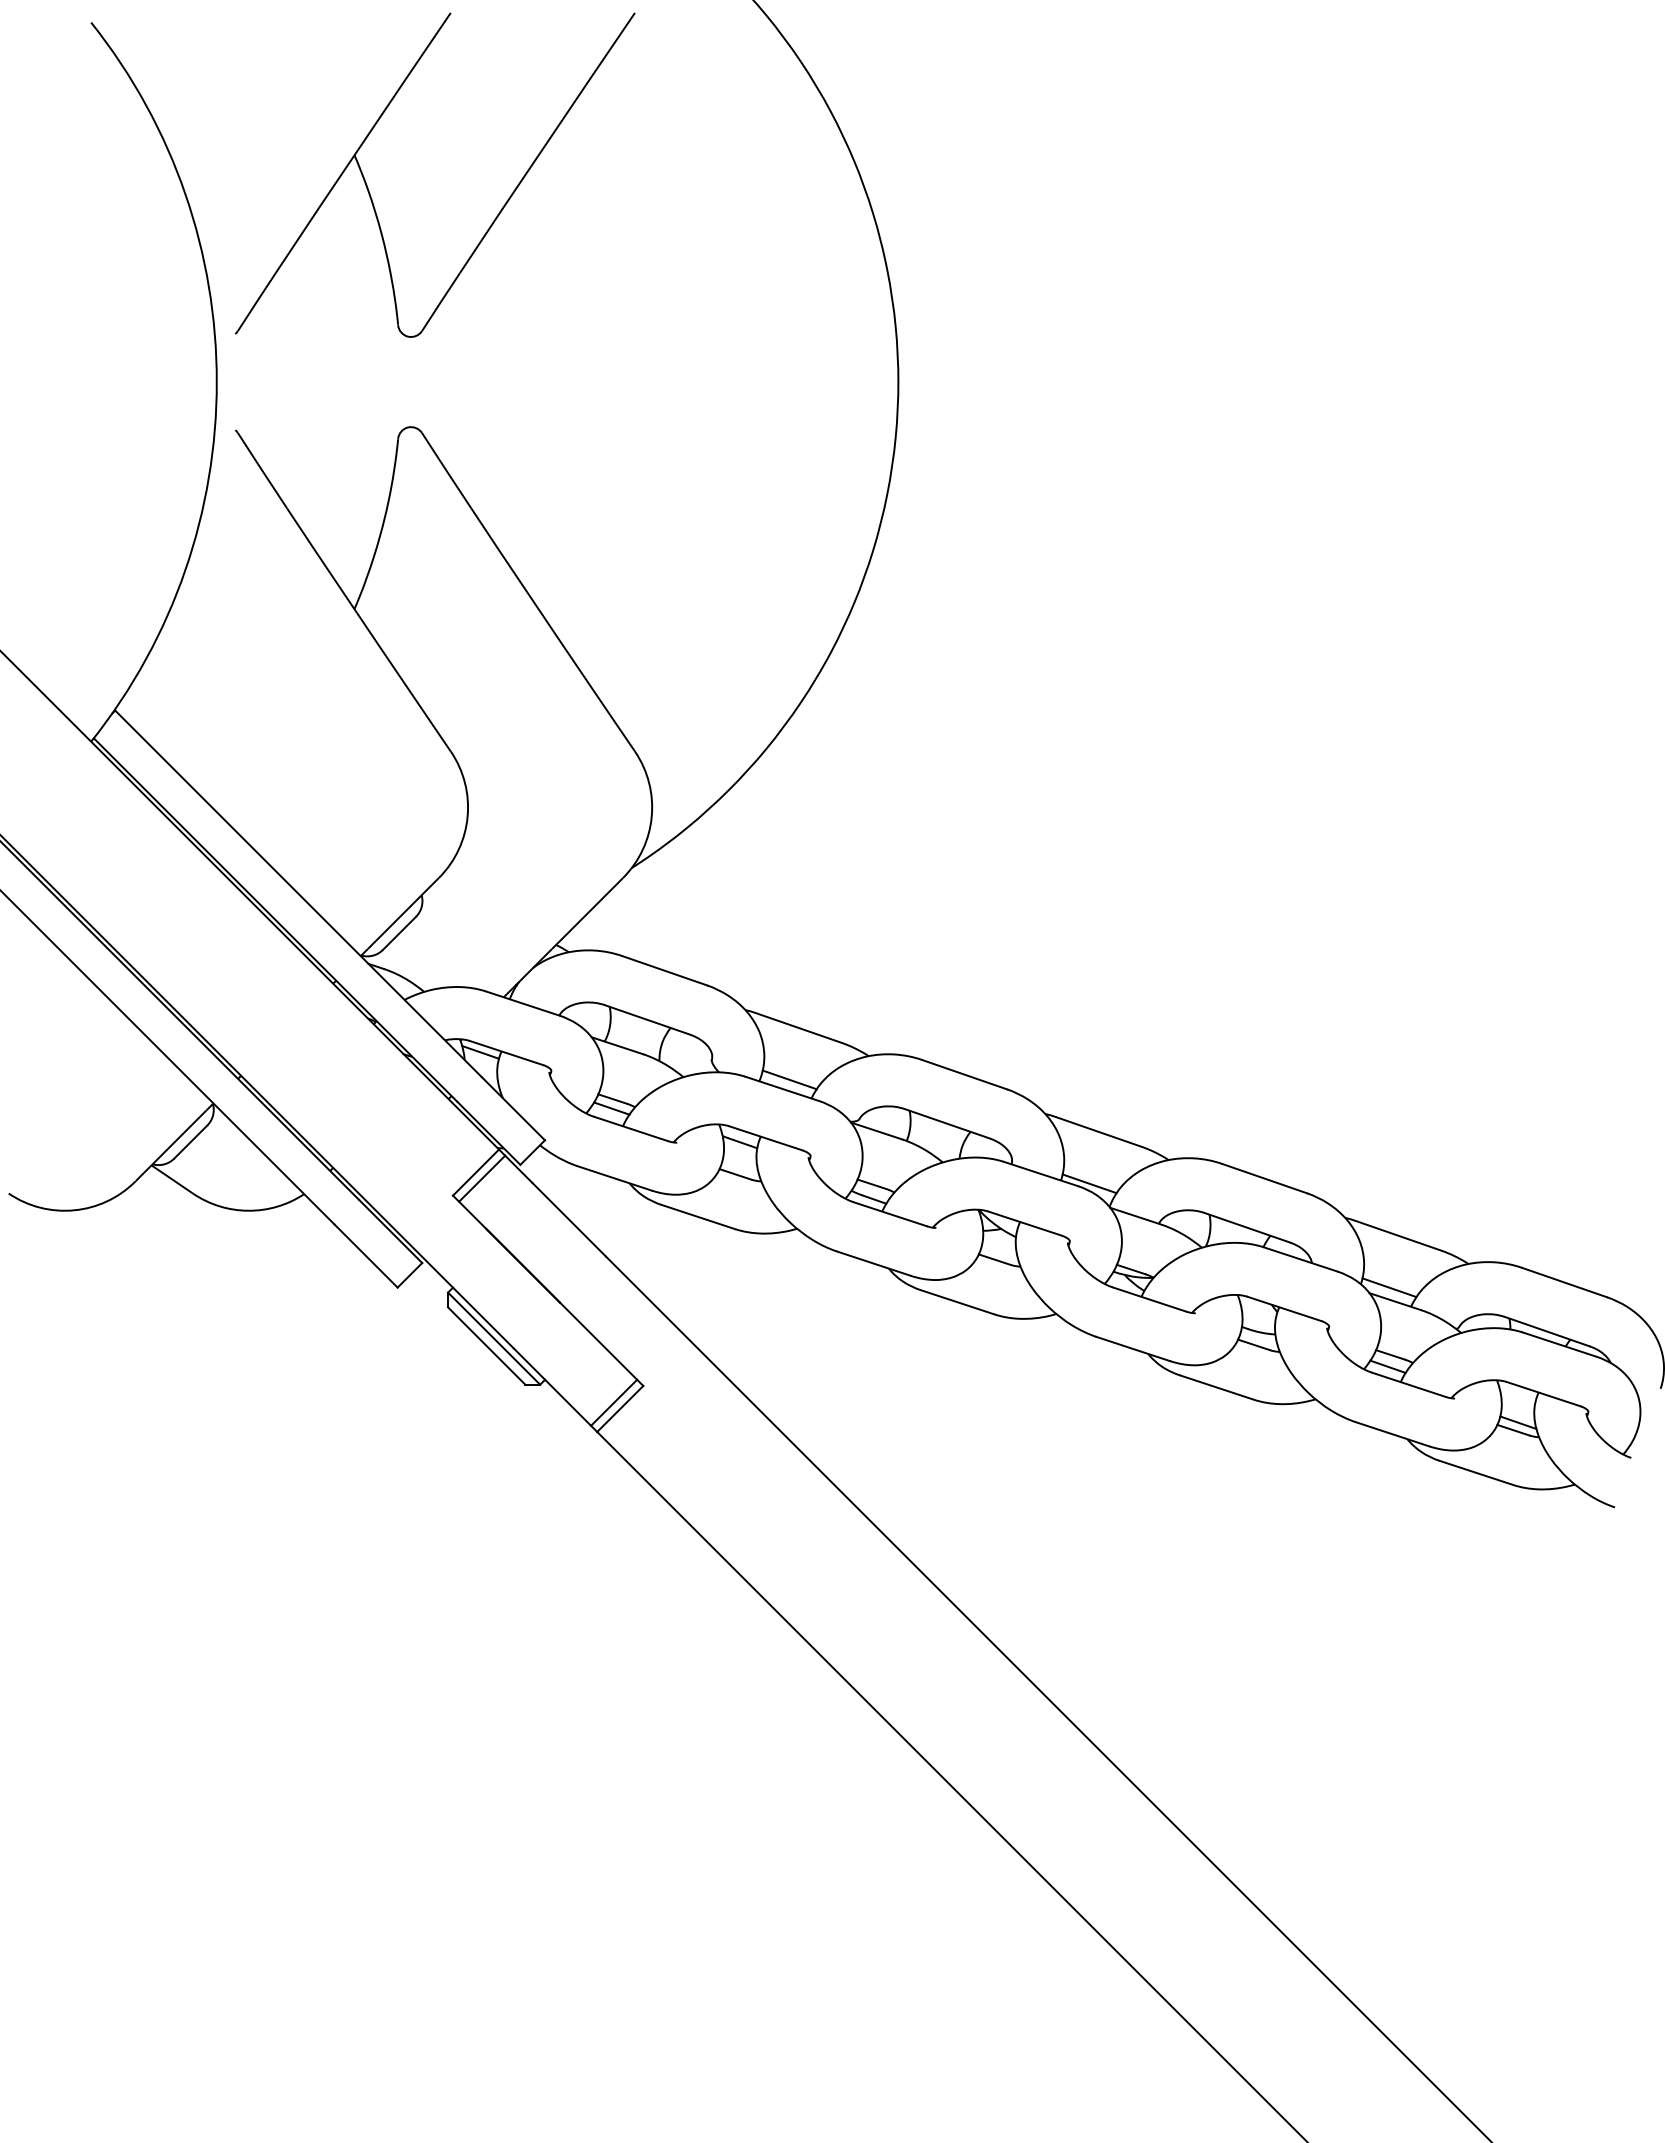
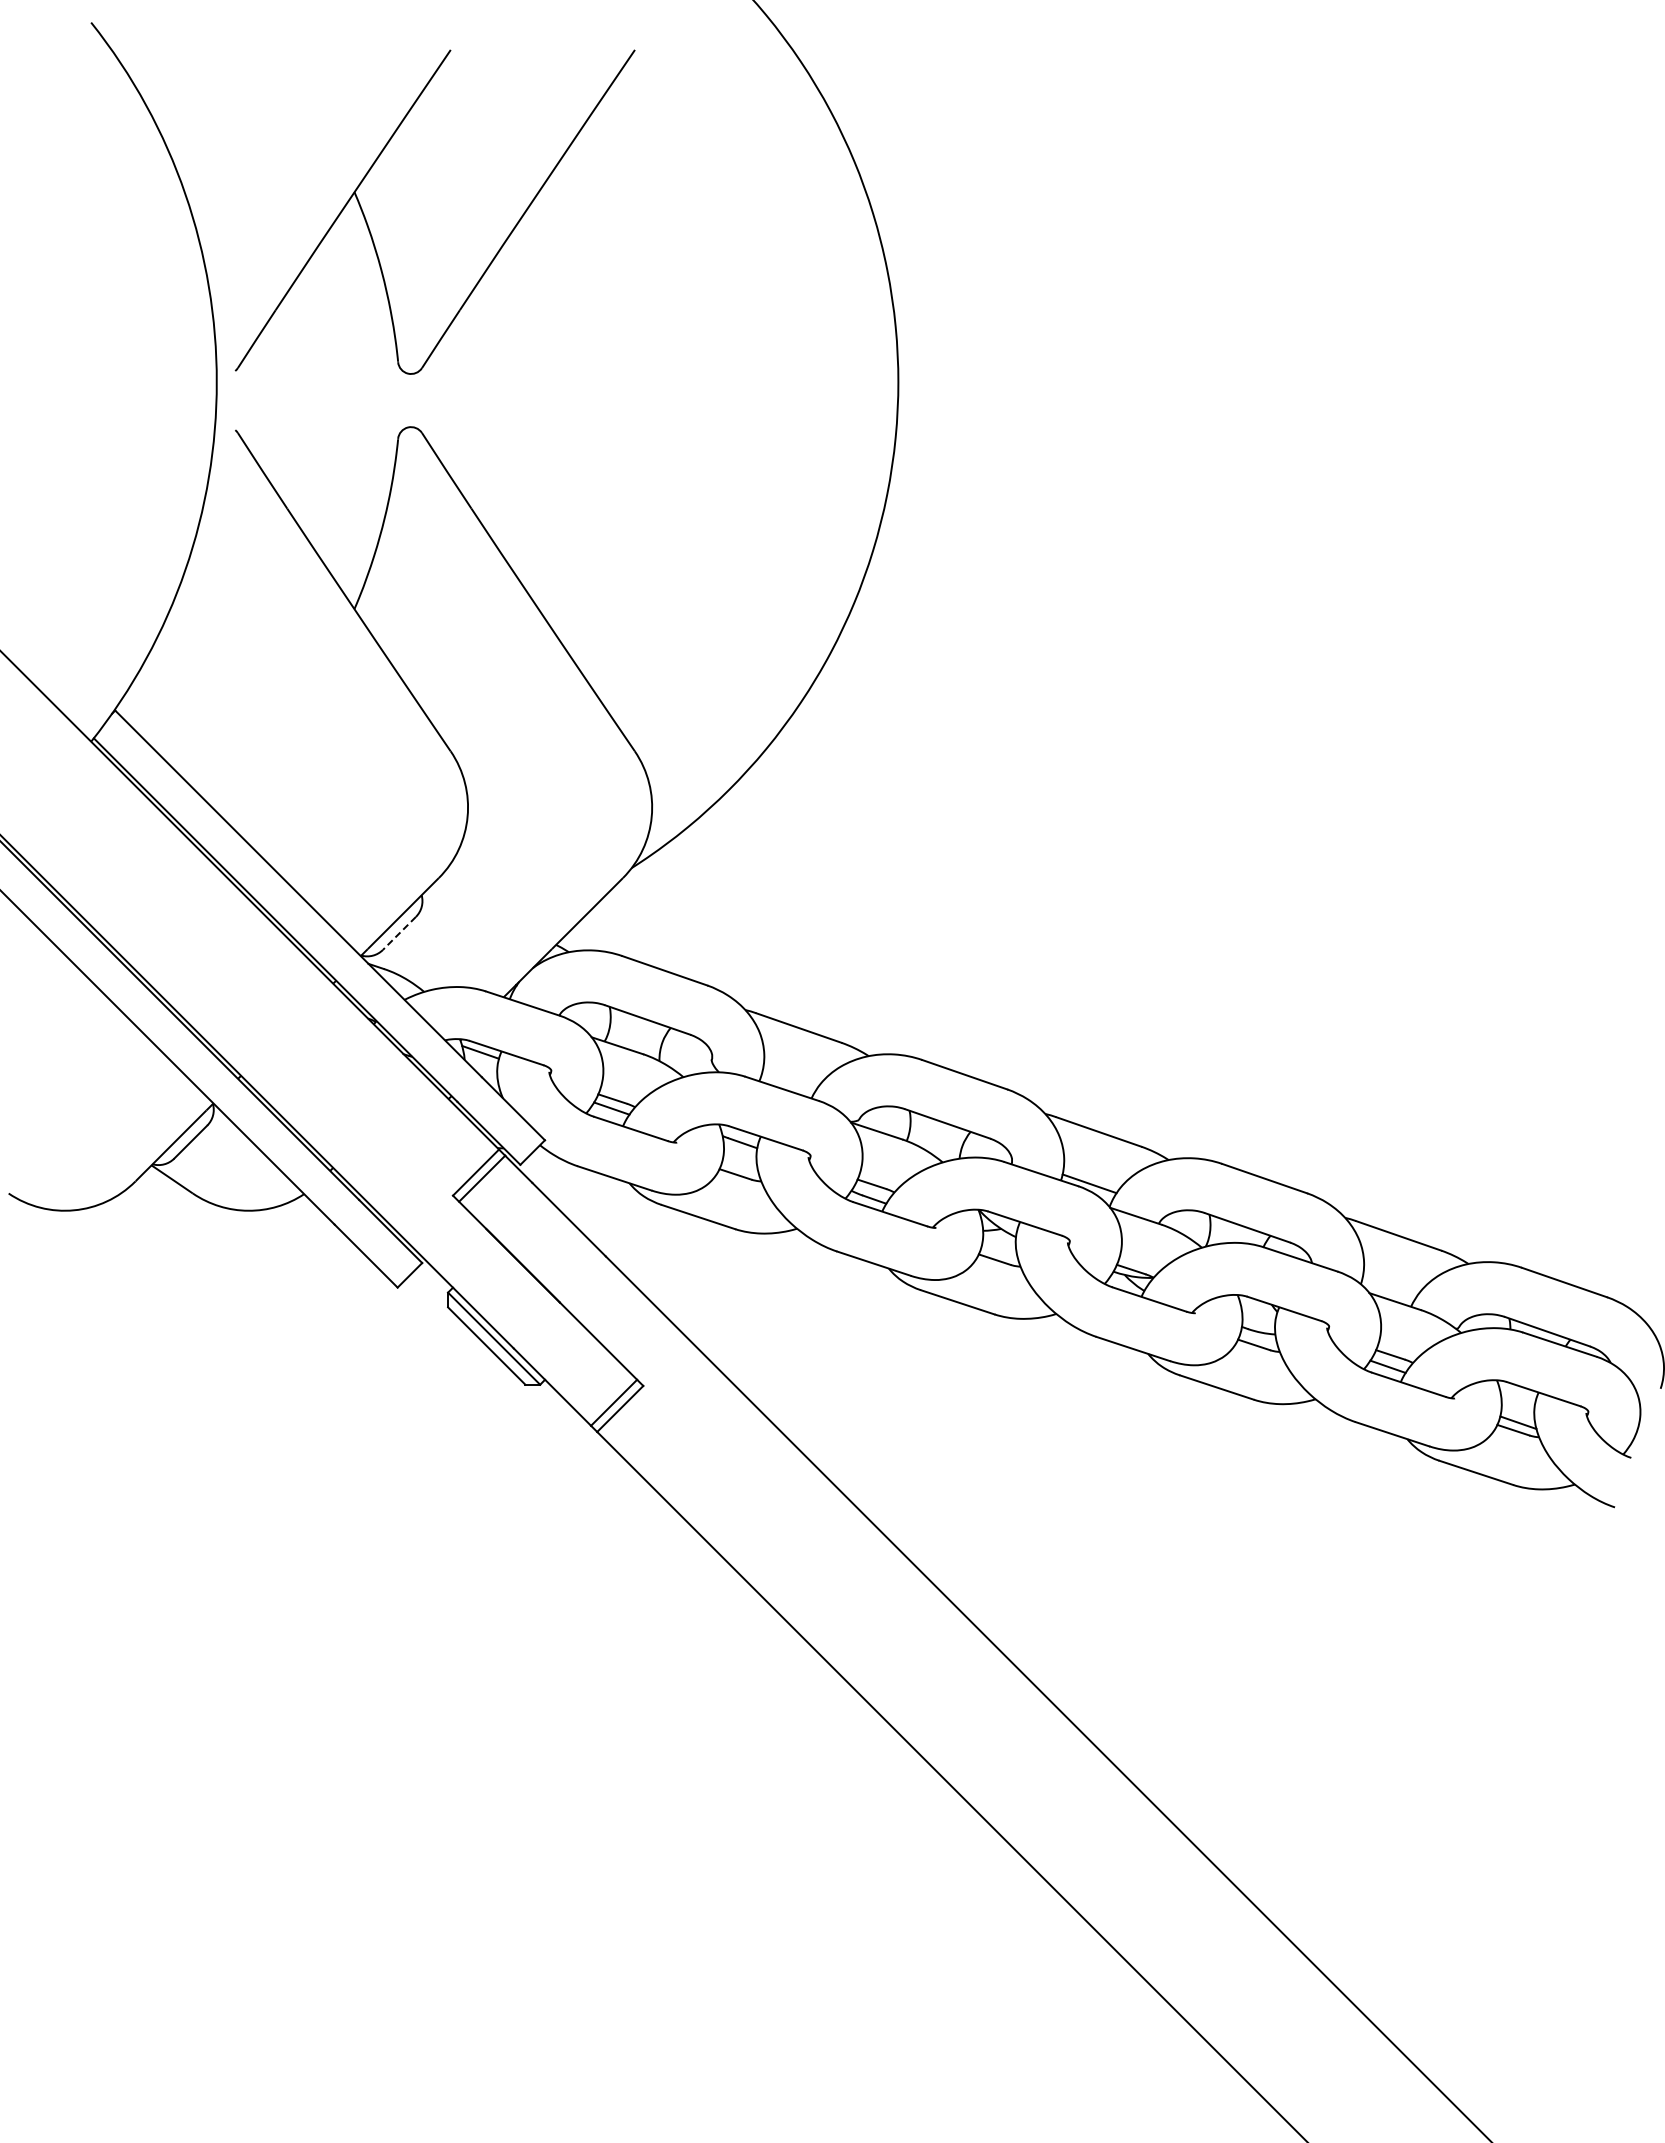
part position: (371, 196) -> (371, 233) (371, 233)
line: solid -> dashed (399, 933)
line: present -> none (789, 1079)
line: present -> none (1389, 1287)
